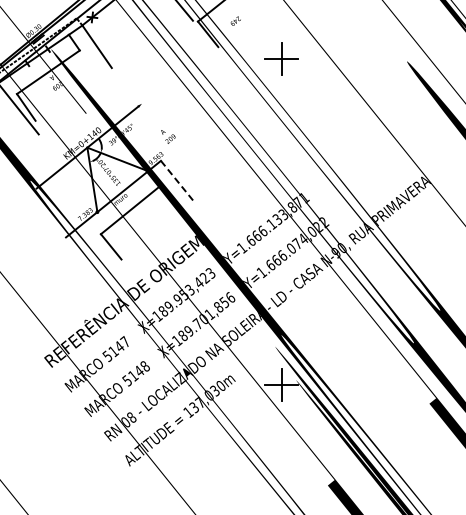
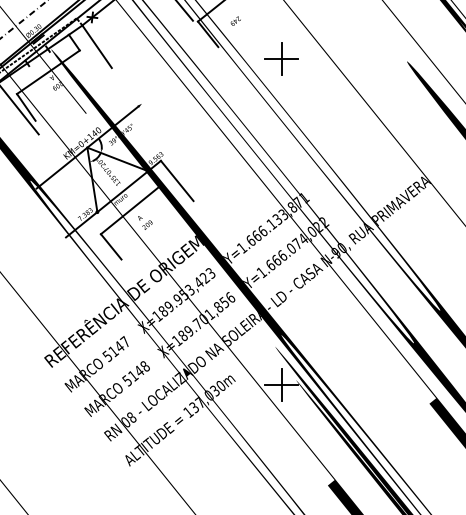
line: none -> present (23, 19)
text position: (168, 136) -> (145, 222) (145, 222)
line: dashed -> solid (177, 180)
